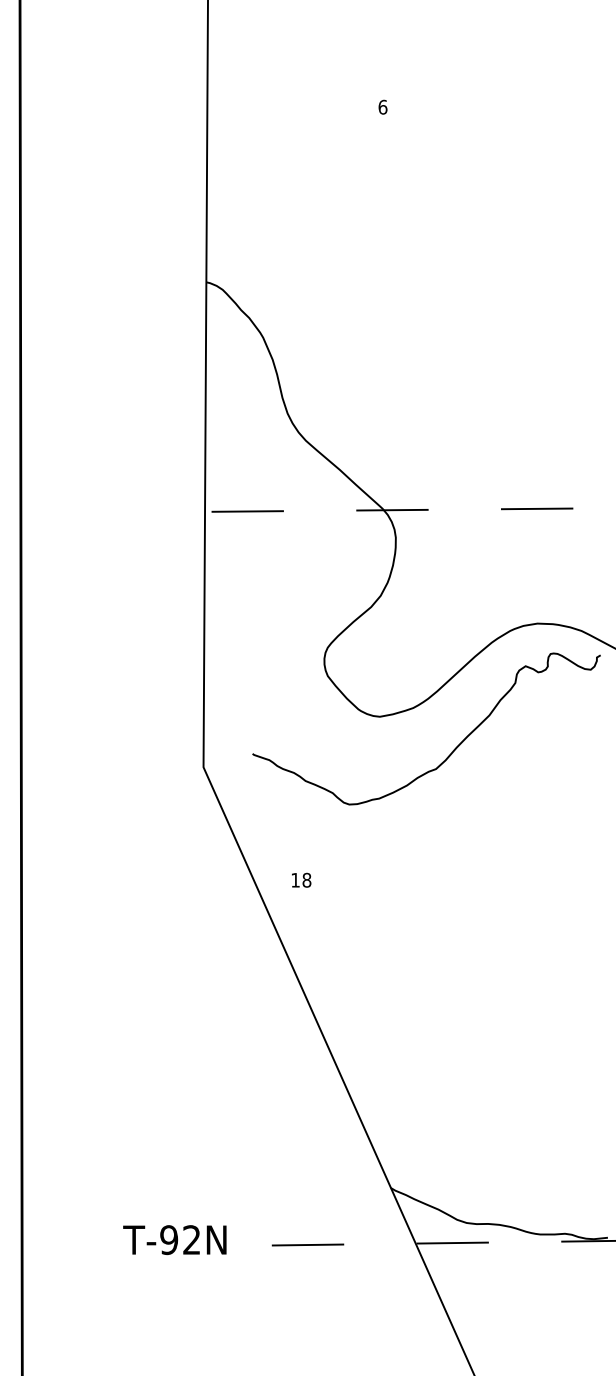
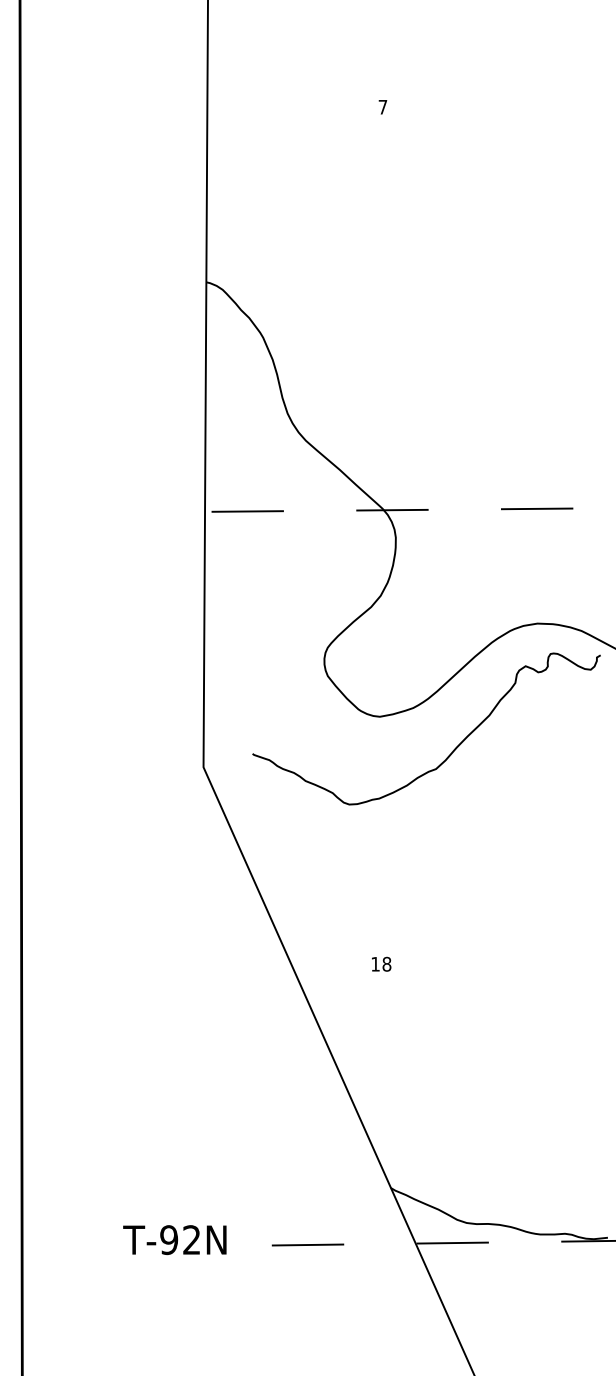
text: 6 -> 7 (382, 106)
text position: (301, 879) -> (381, 963) (381, 963)
